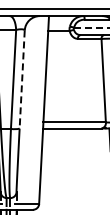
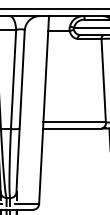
line: dashed -> solid (92, 27)
line: dashed -> solid (22, 80)
